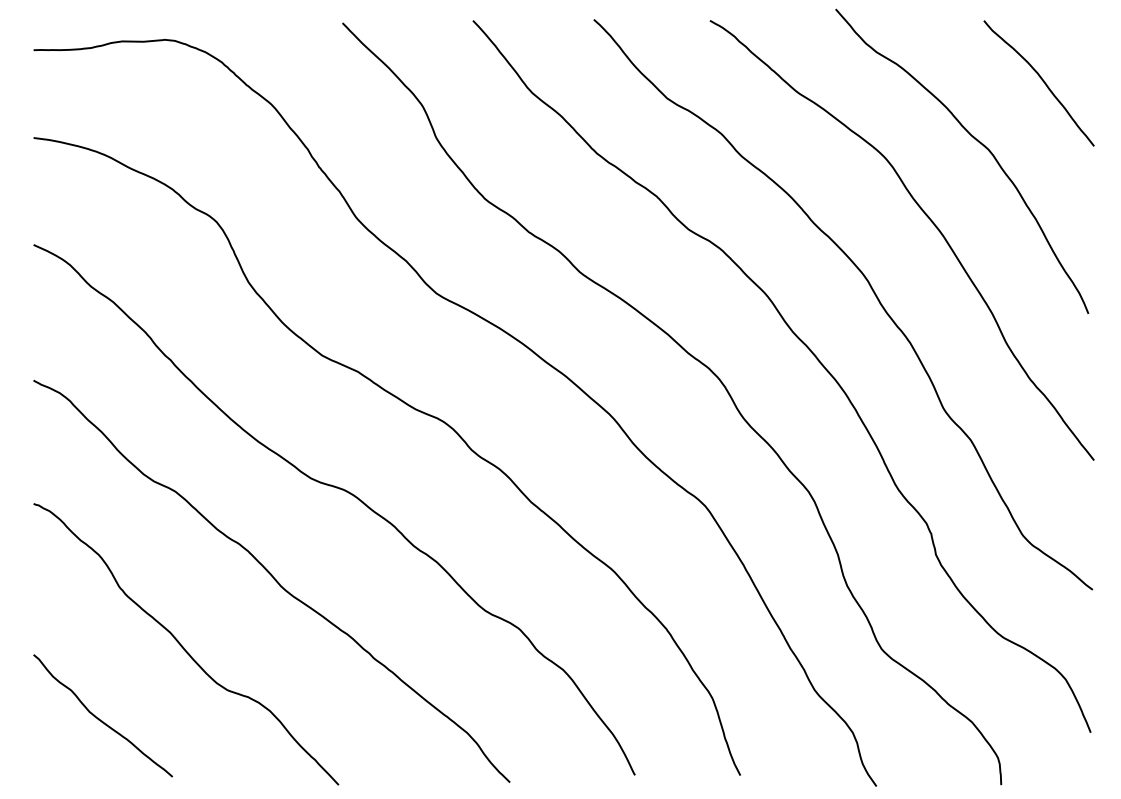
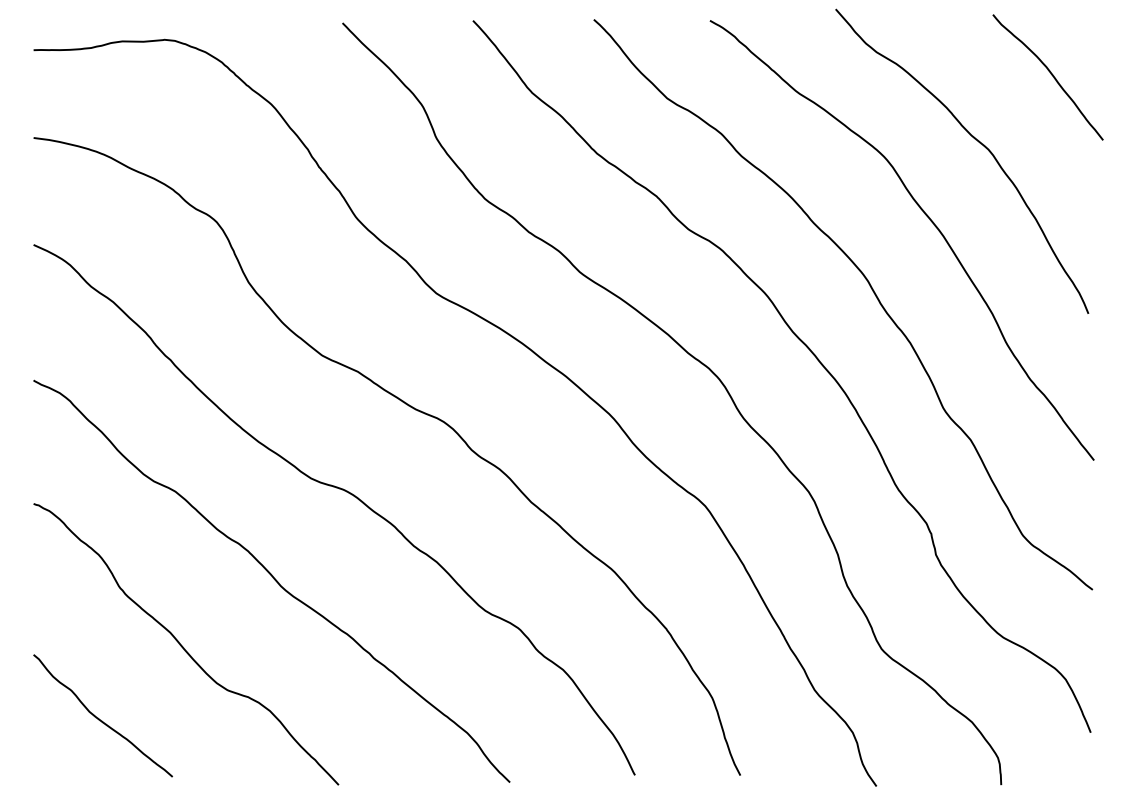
curve position: (1041, 80) -> (1050, 74) (1050, 74)
